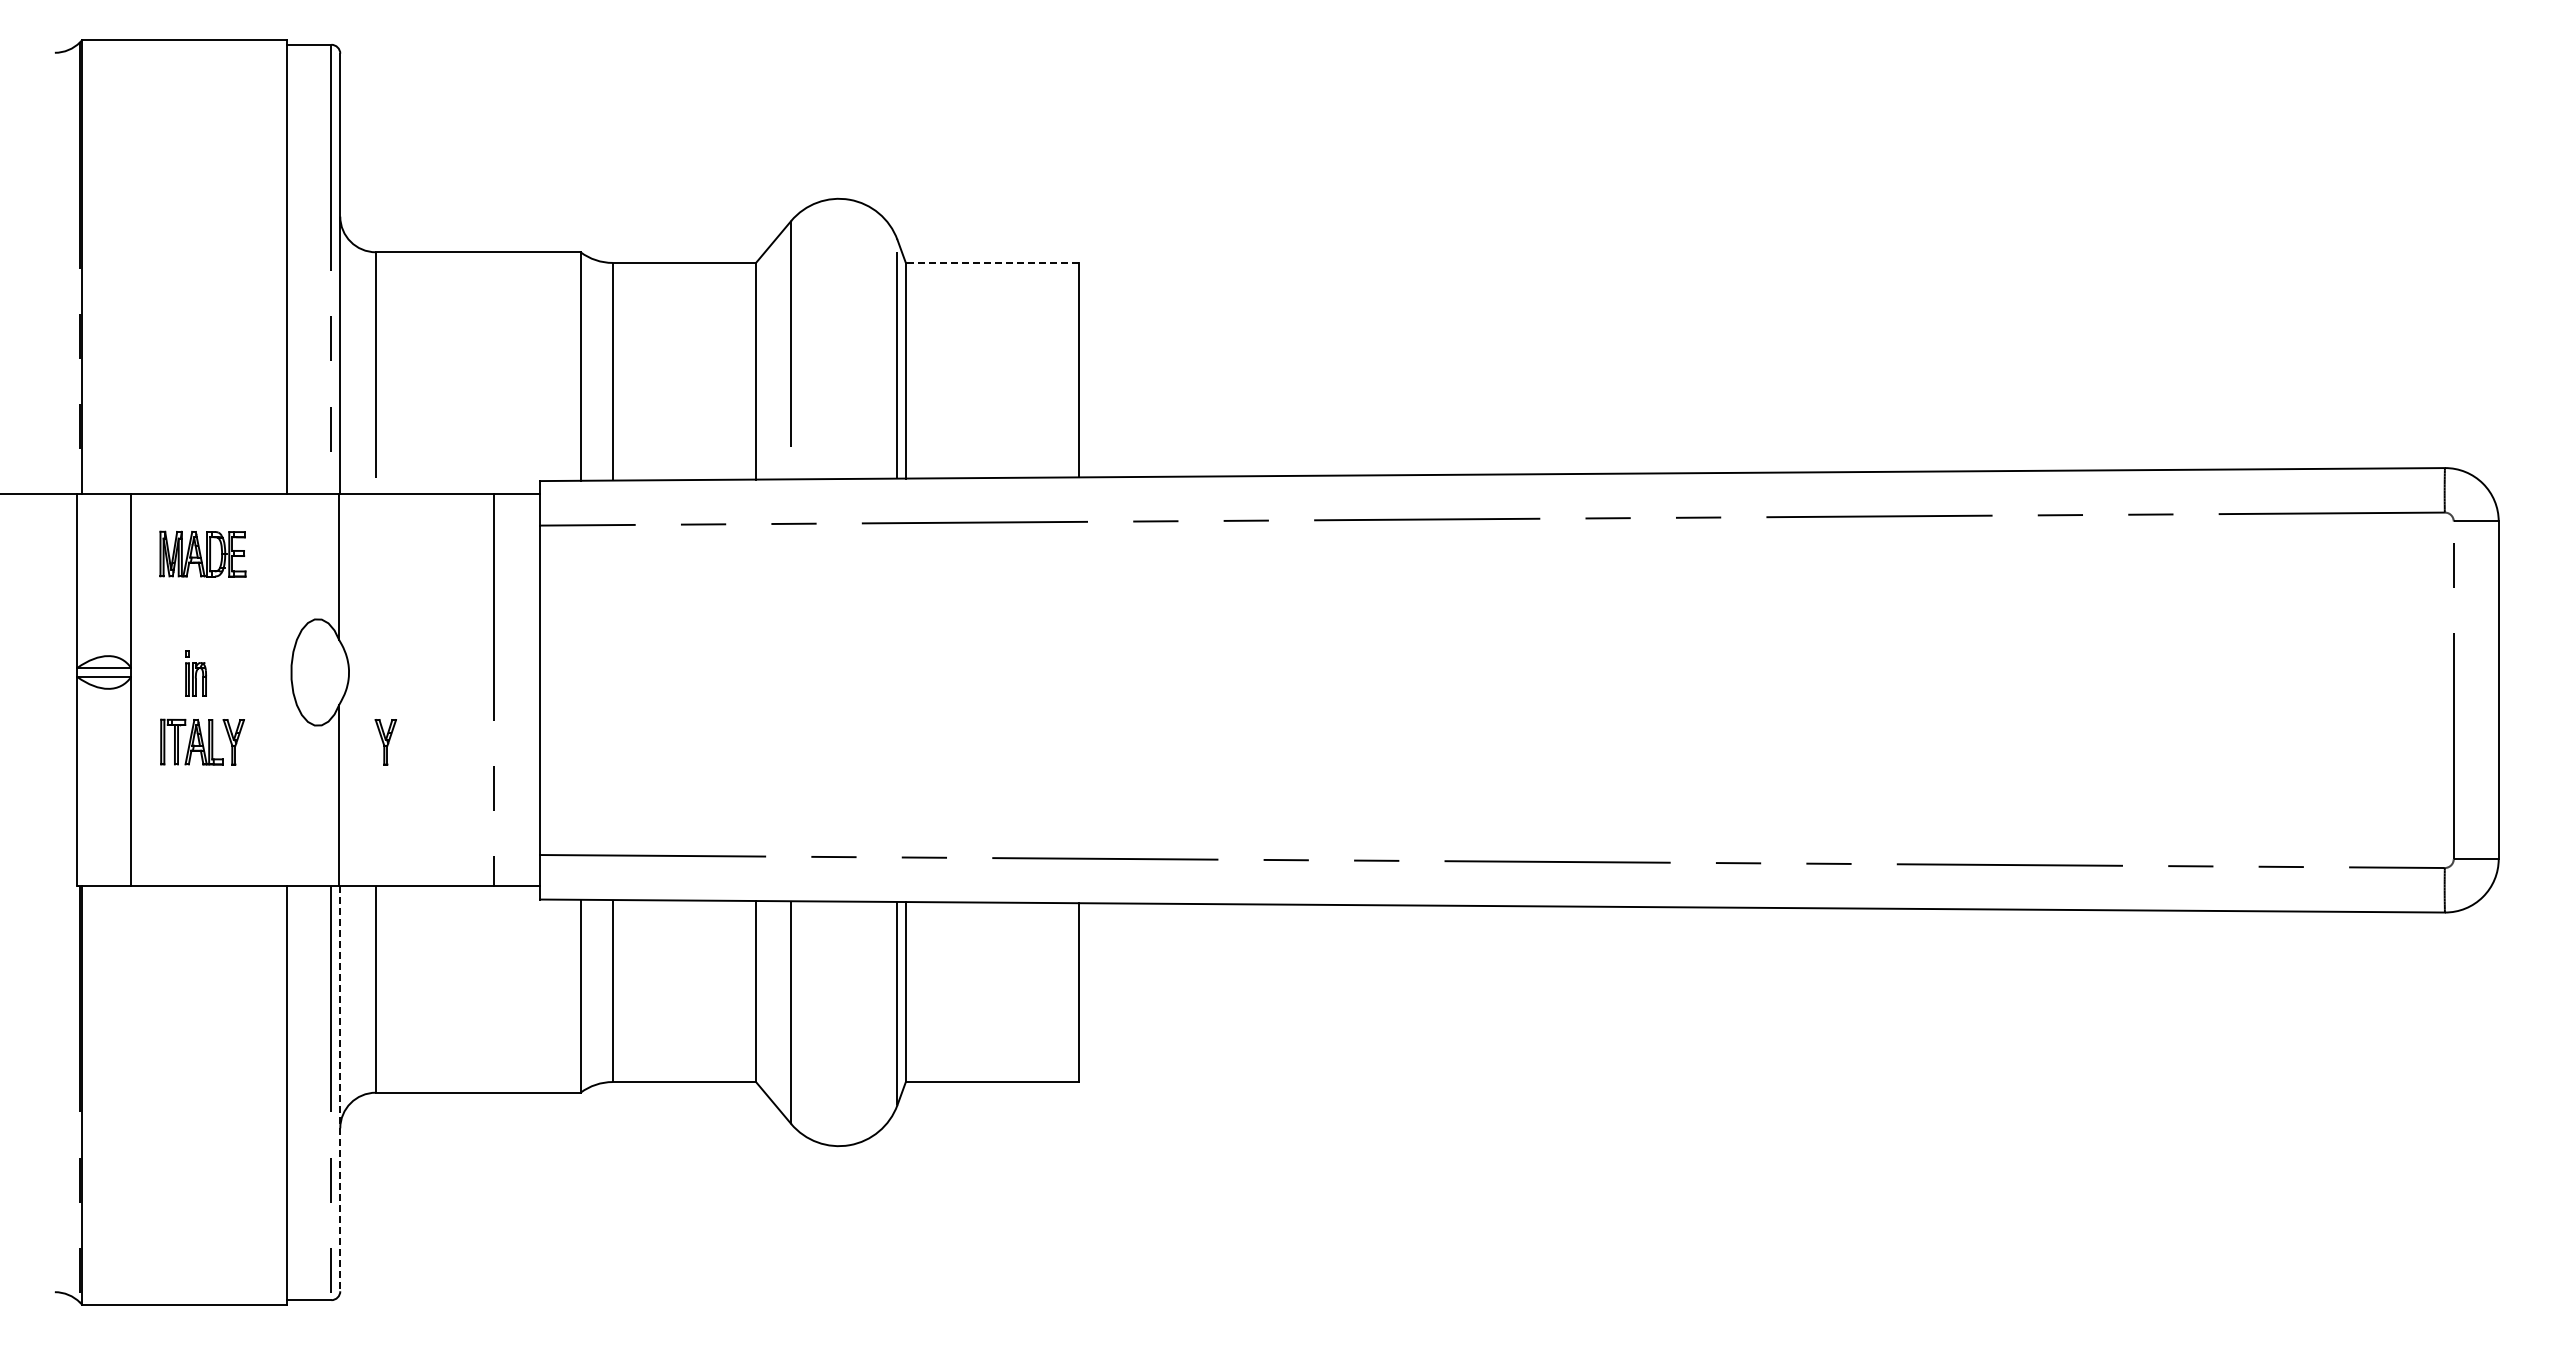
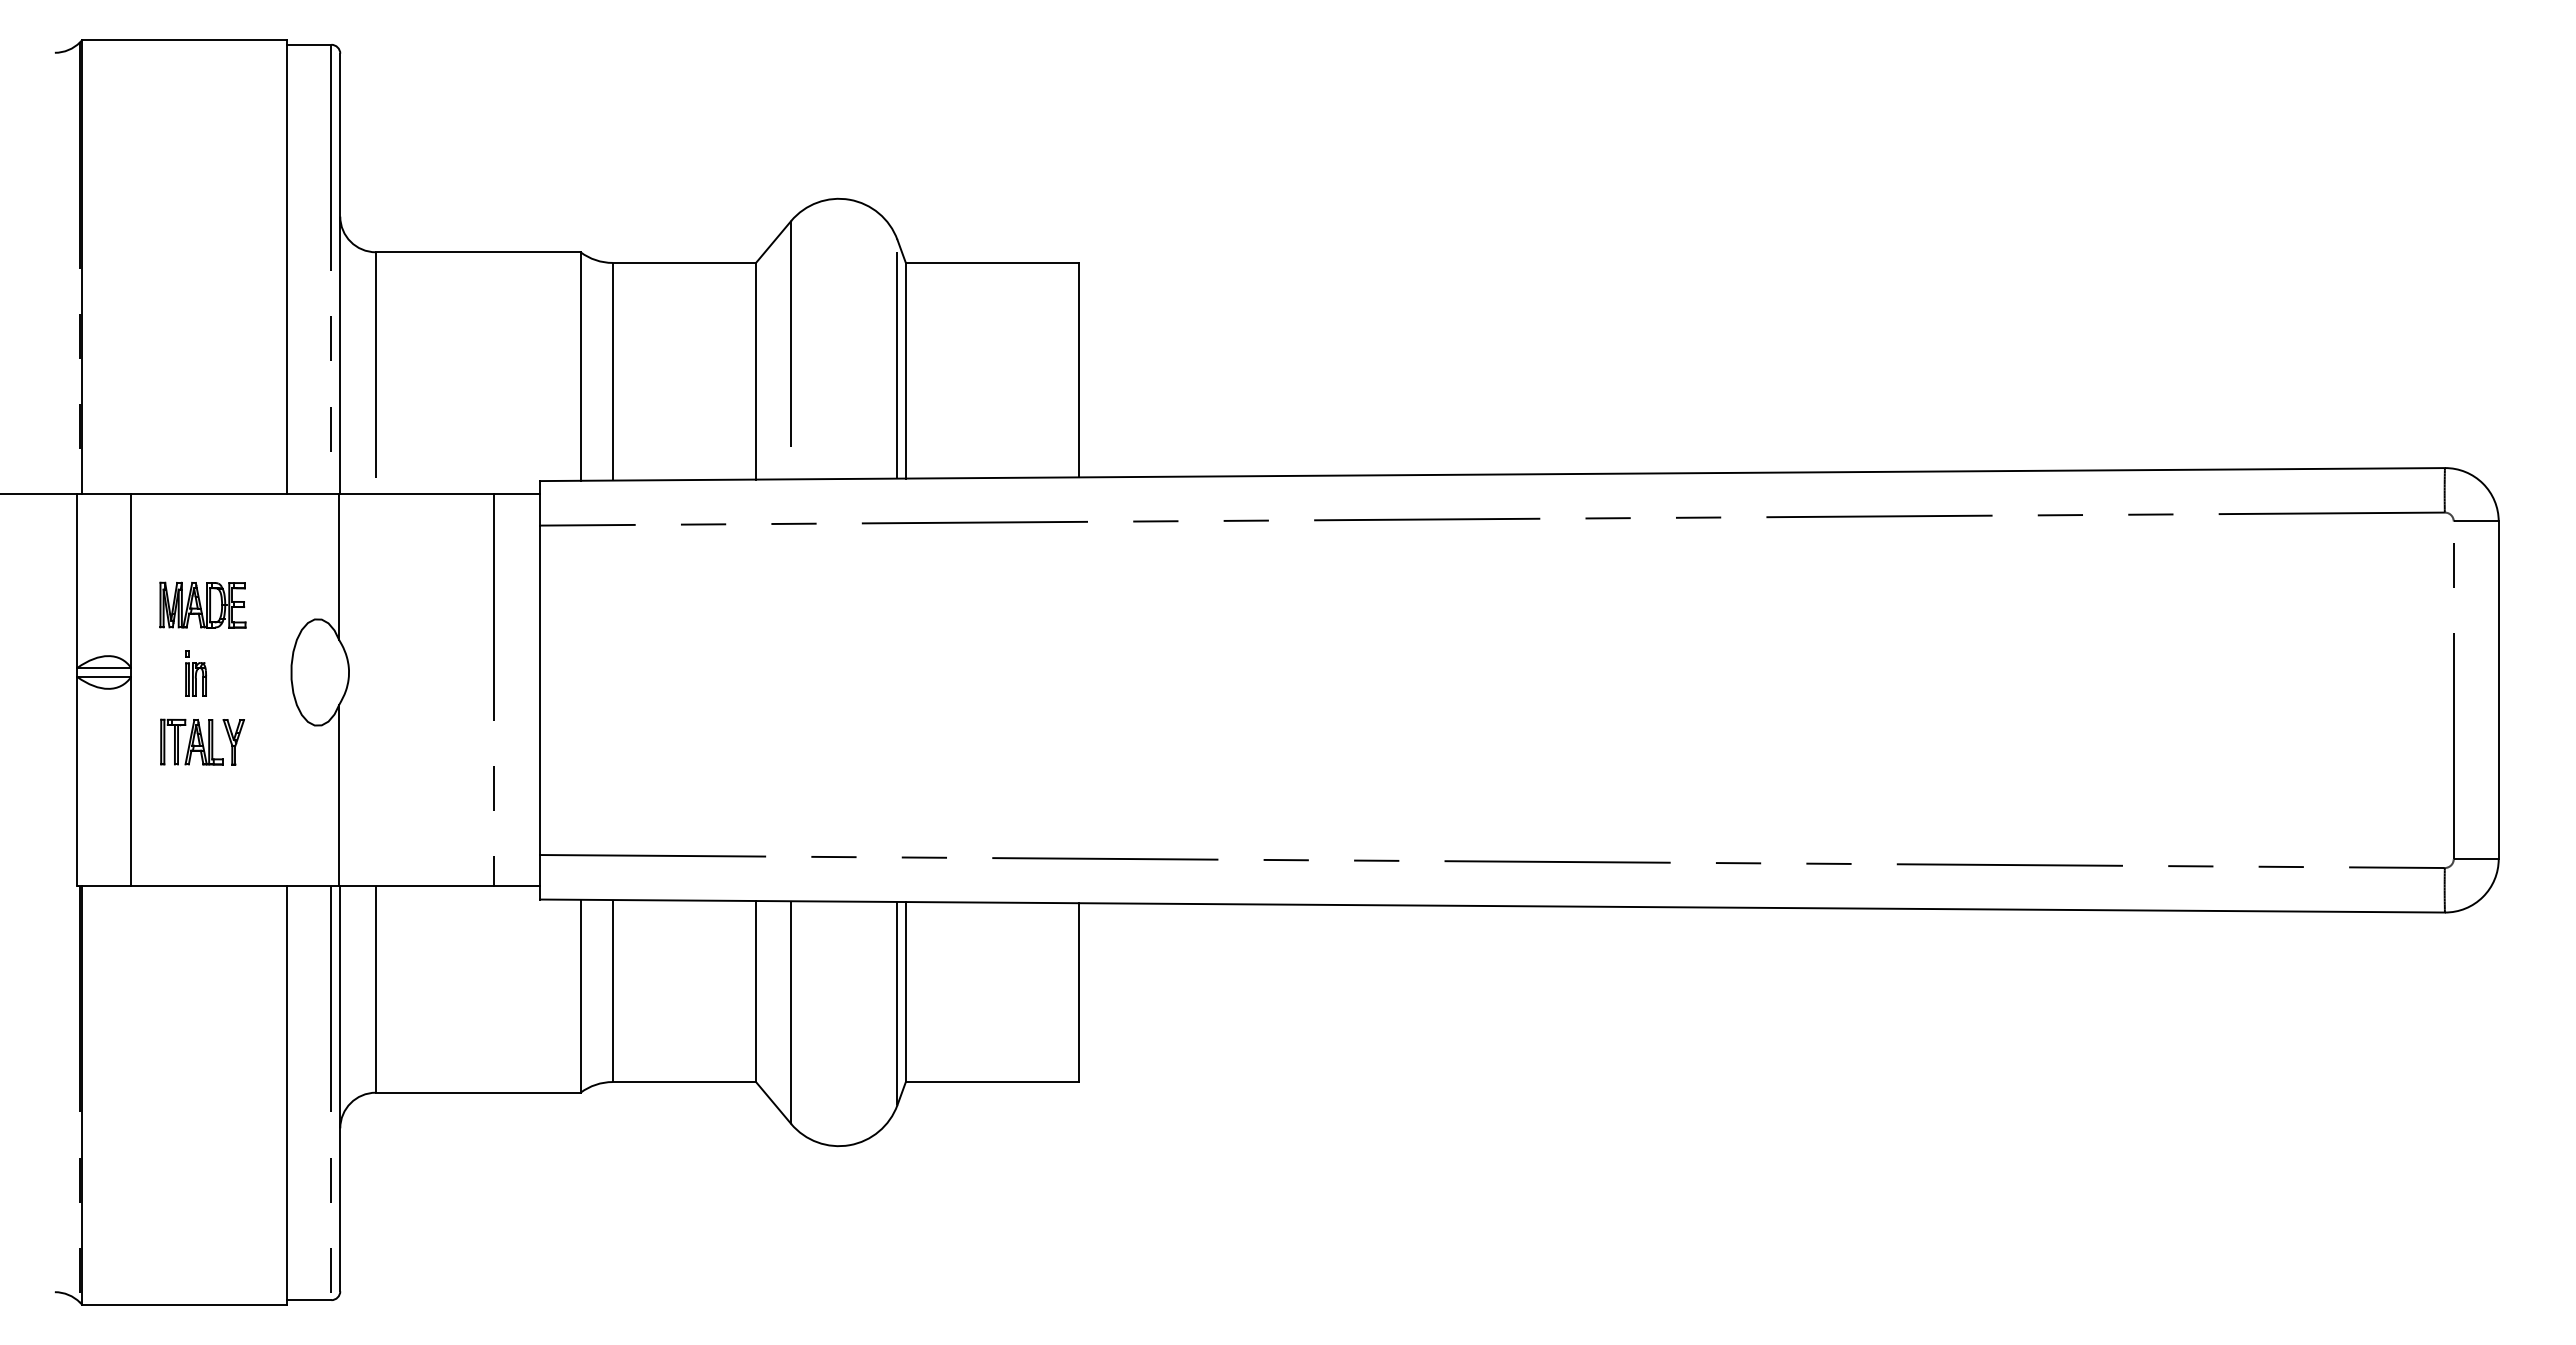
line: dashed -> solid (992, 262)
part position: (202, 553) -> (202, 604) (202, 604)
part: present -> none (385, 742)
line: dashed -> solid (340, 1088)
